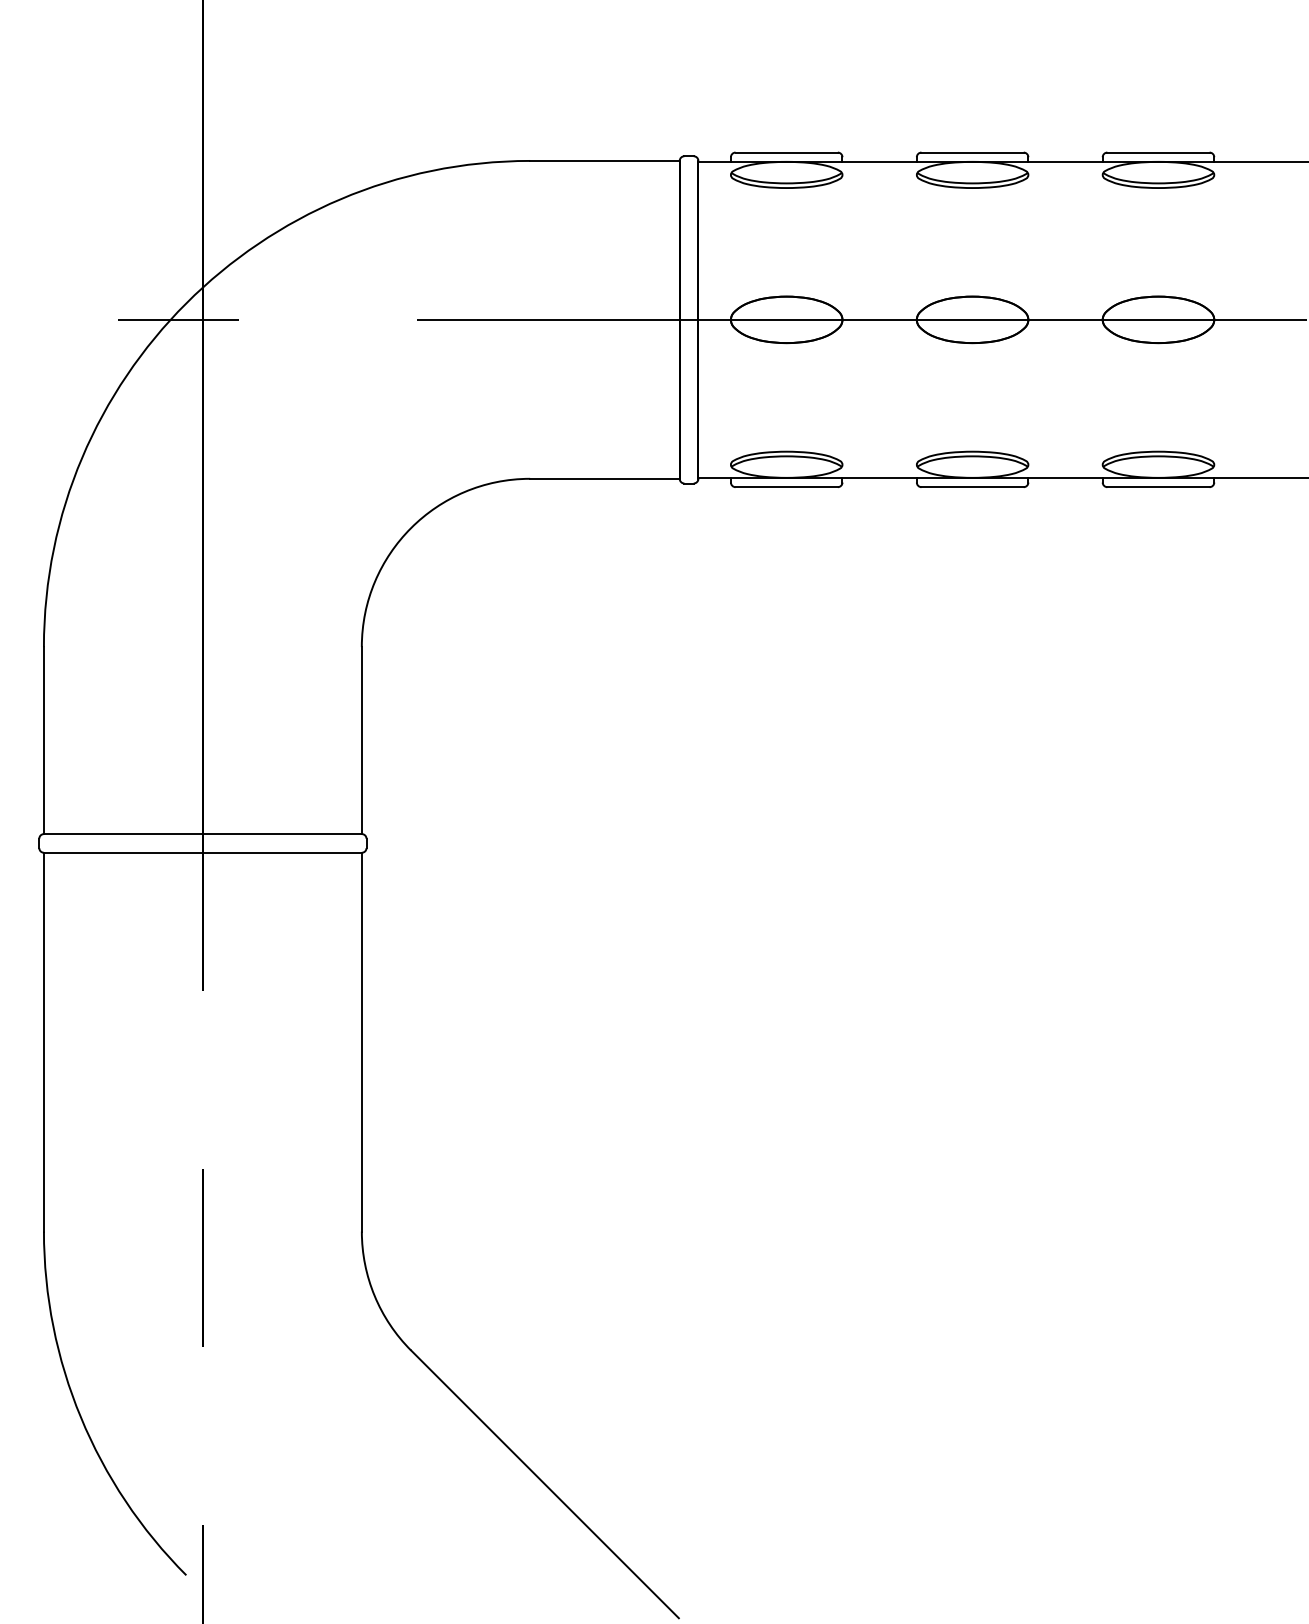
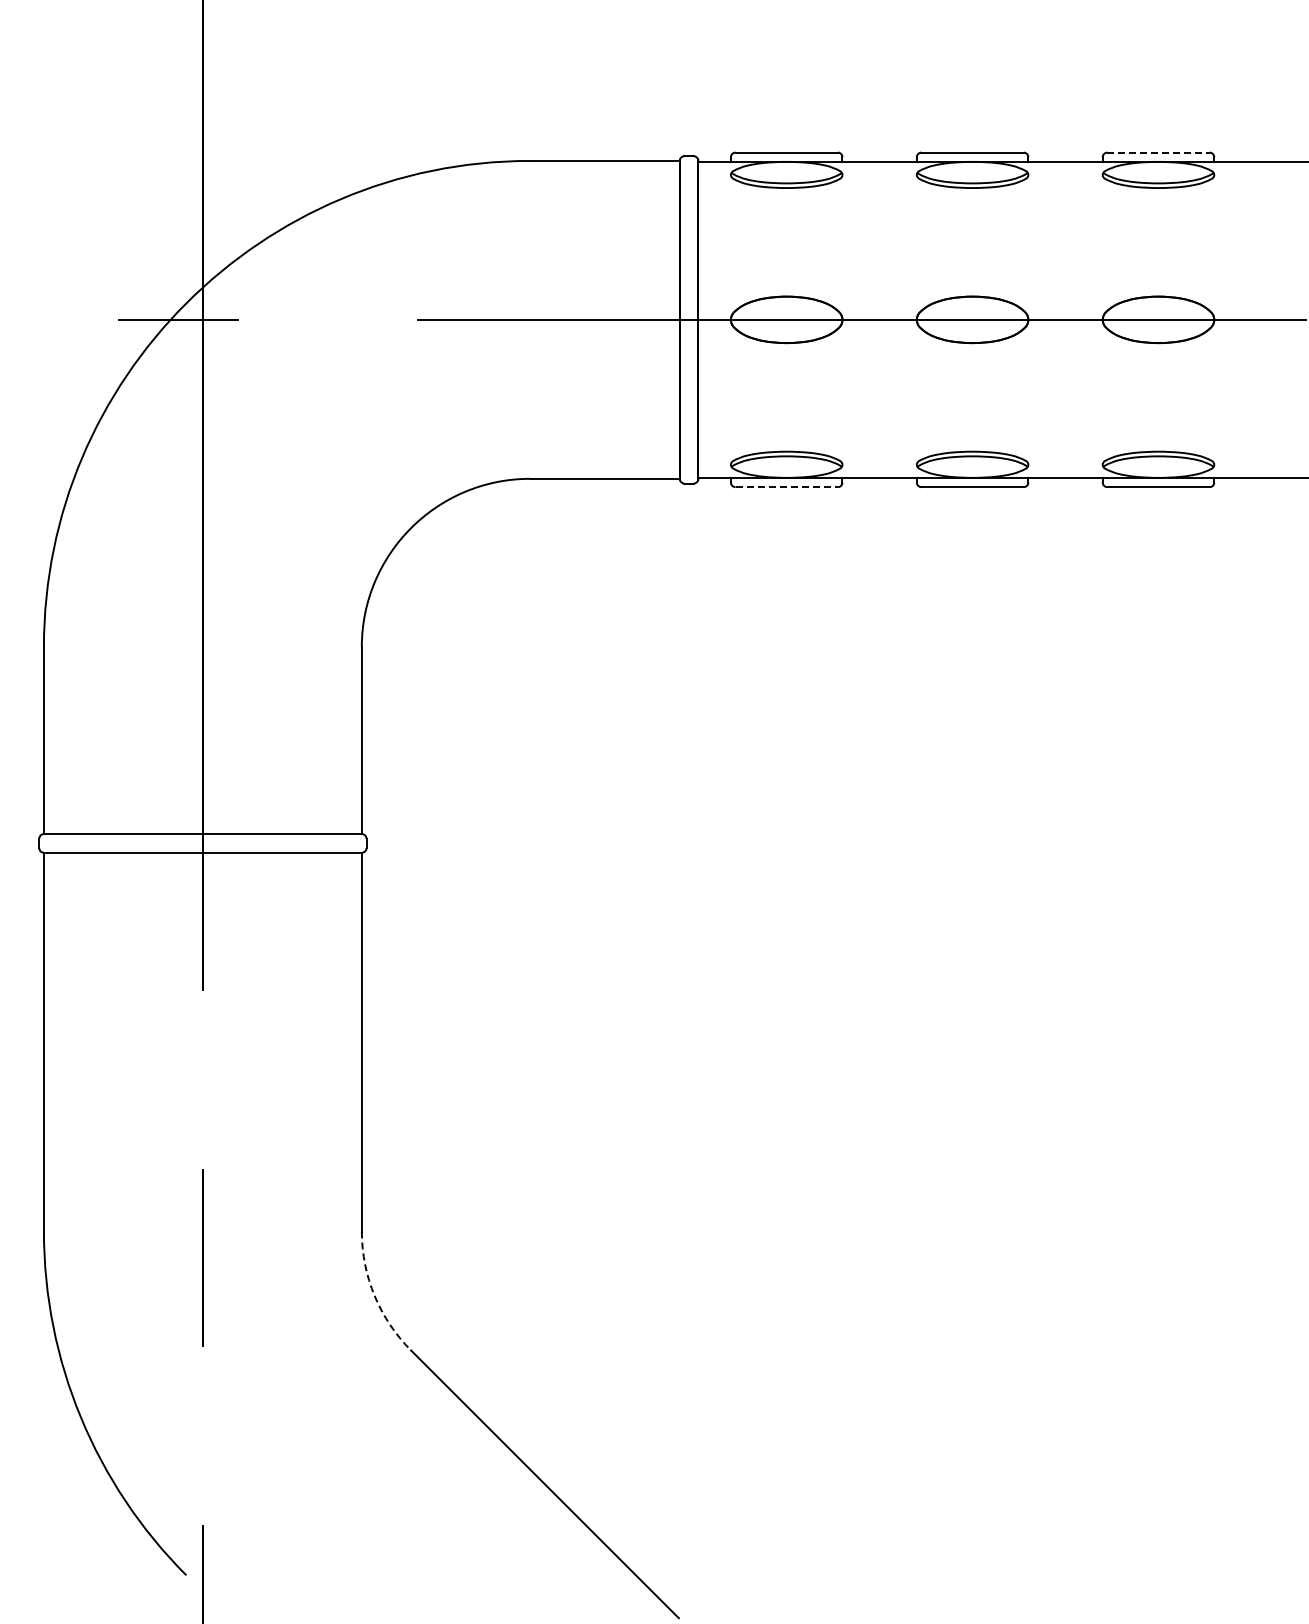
line: solid -> dashed (1158, 152)
line: solid -> dashed (787, 487)
arc: solid -> dashed (374, 1295)
